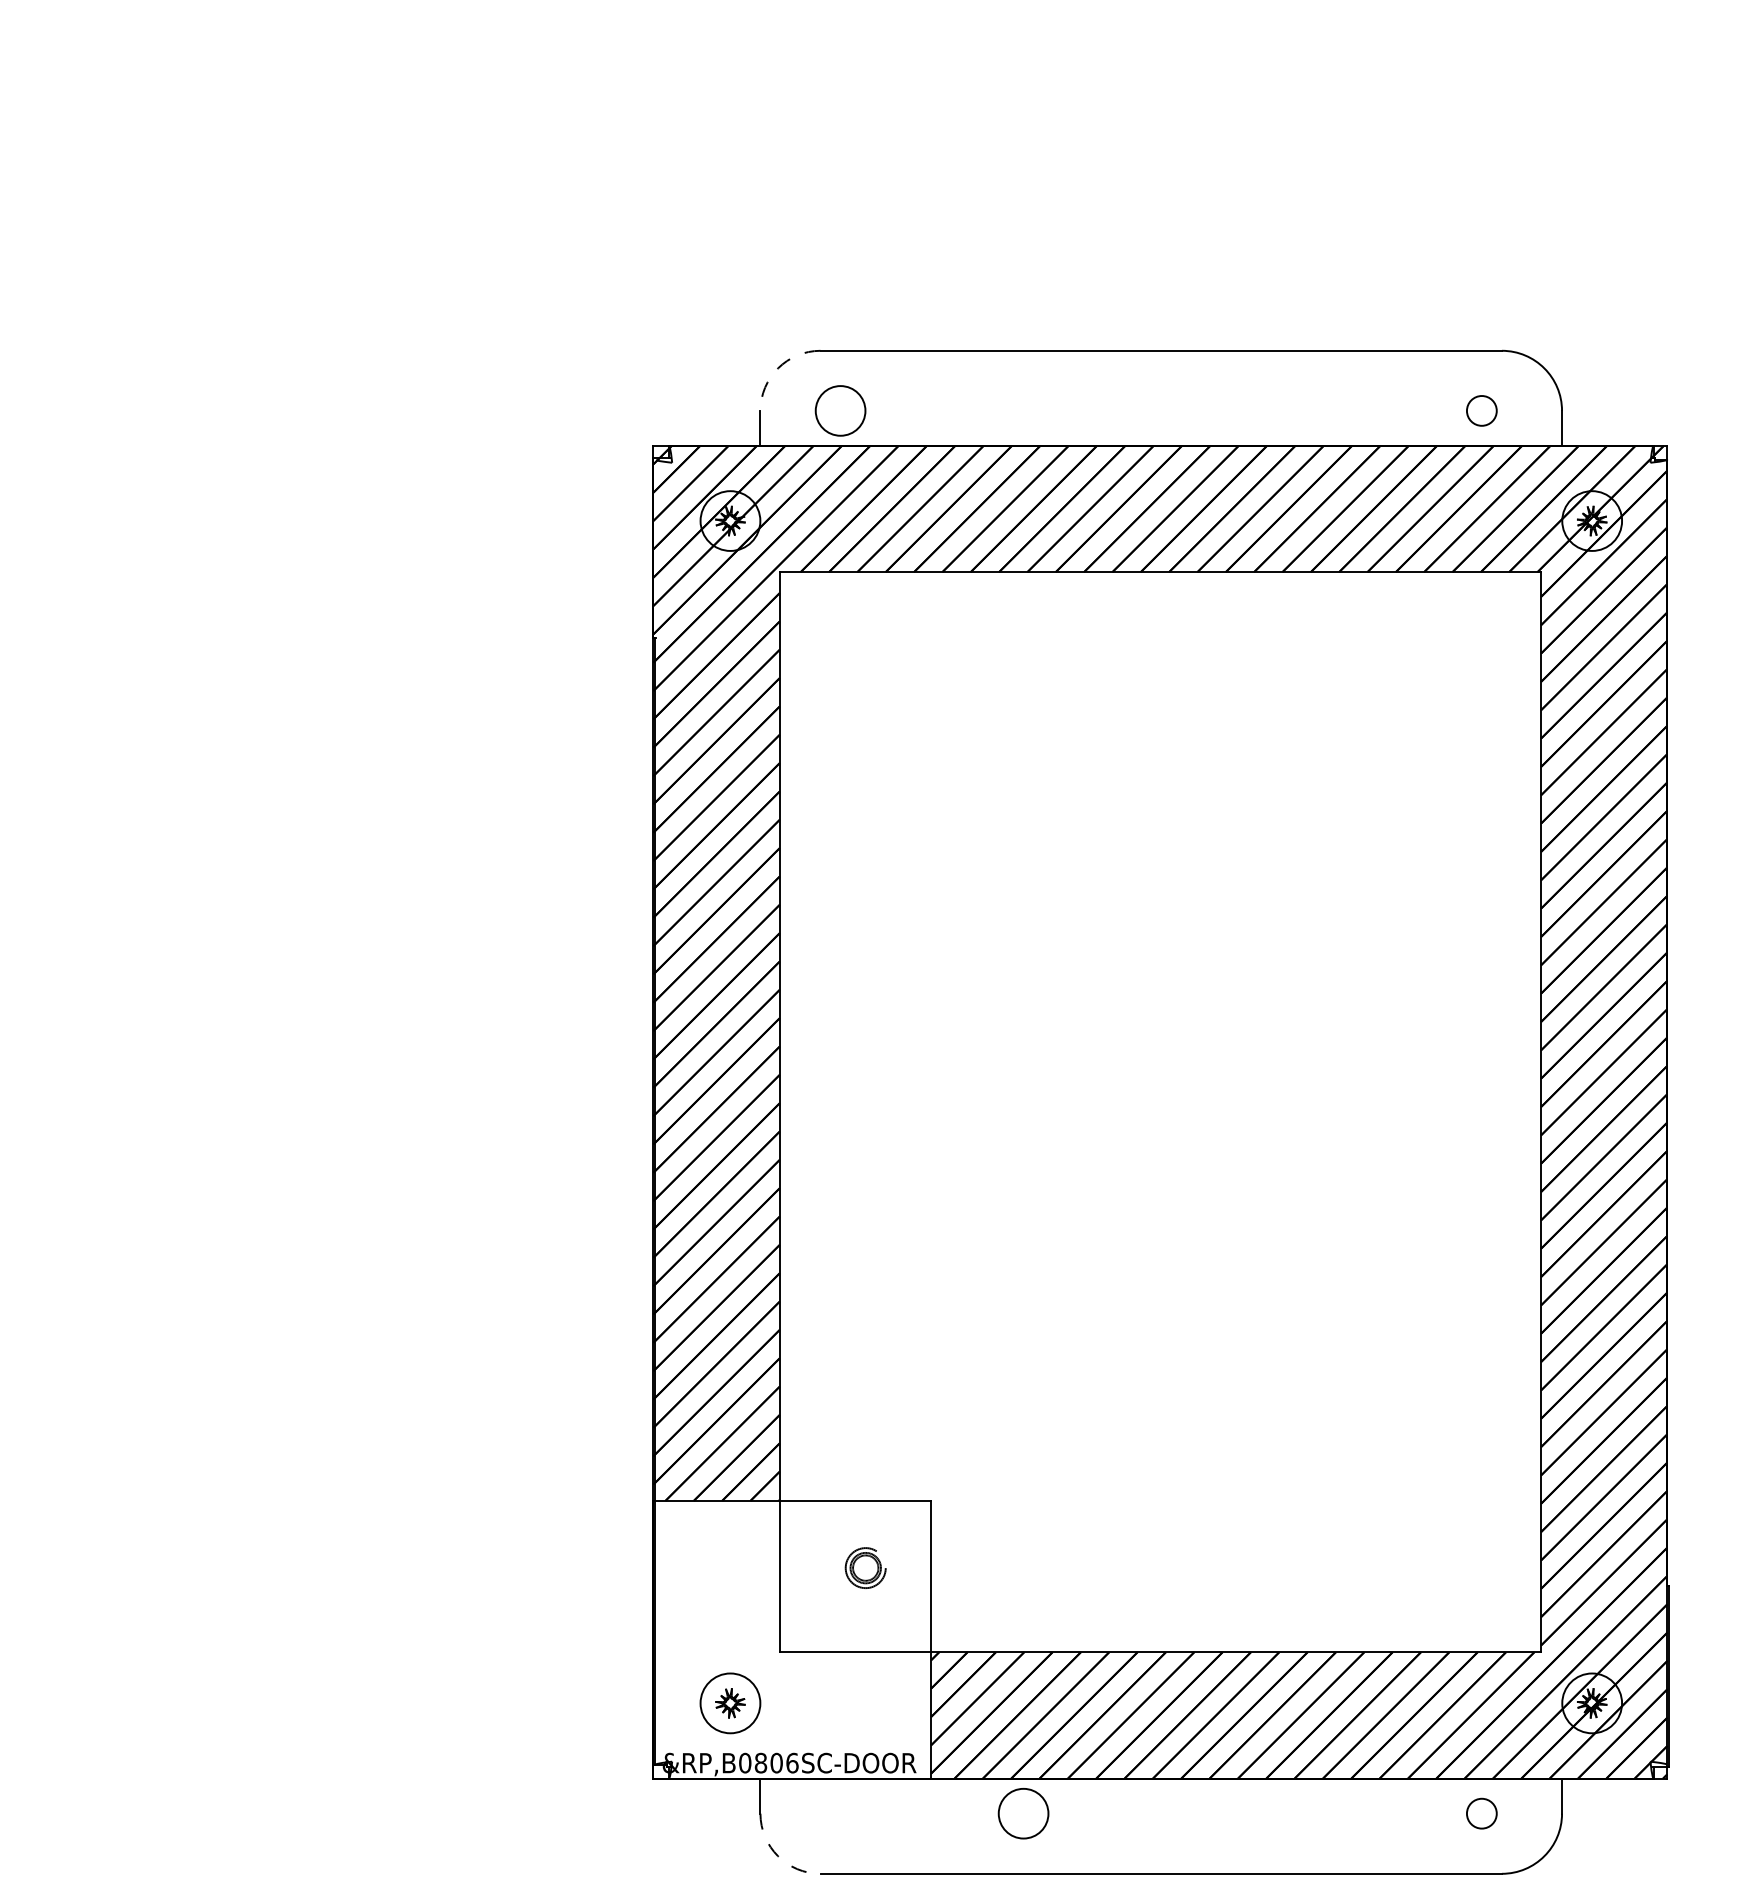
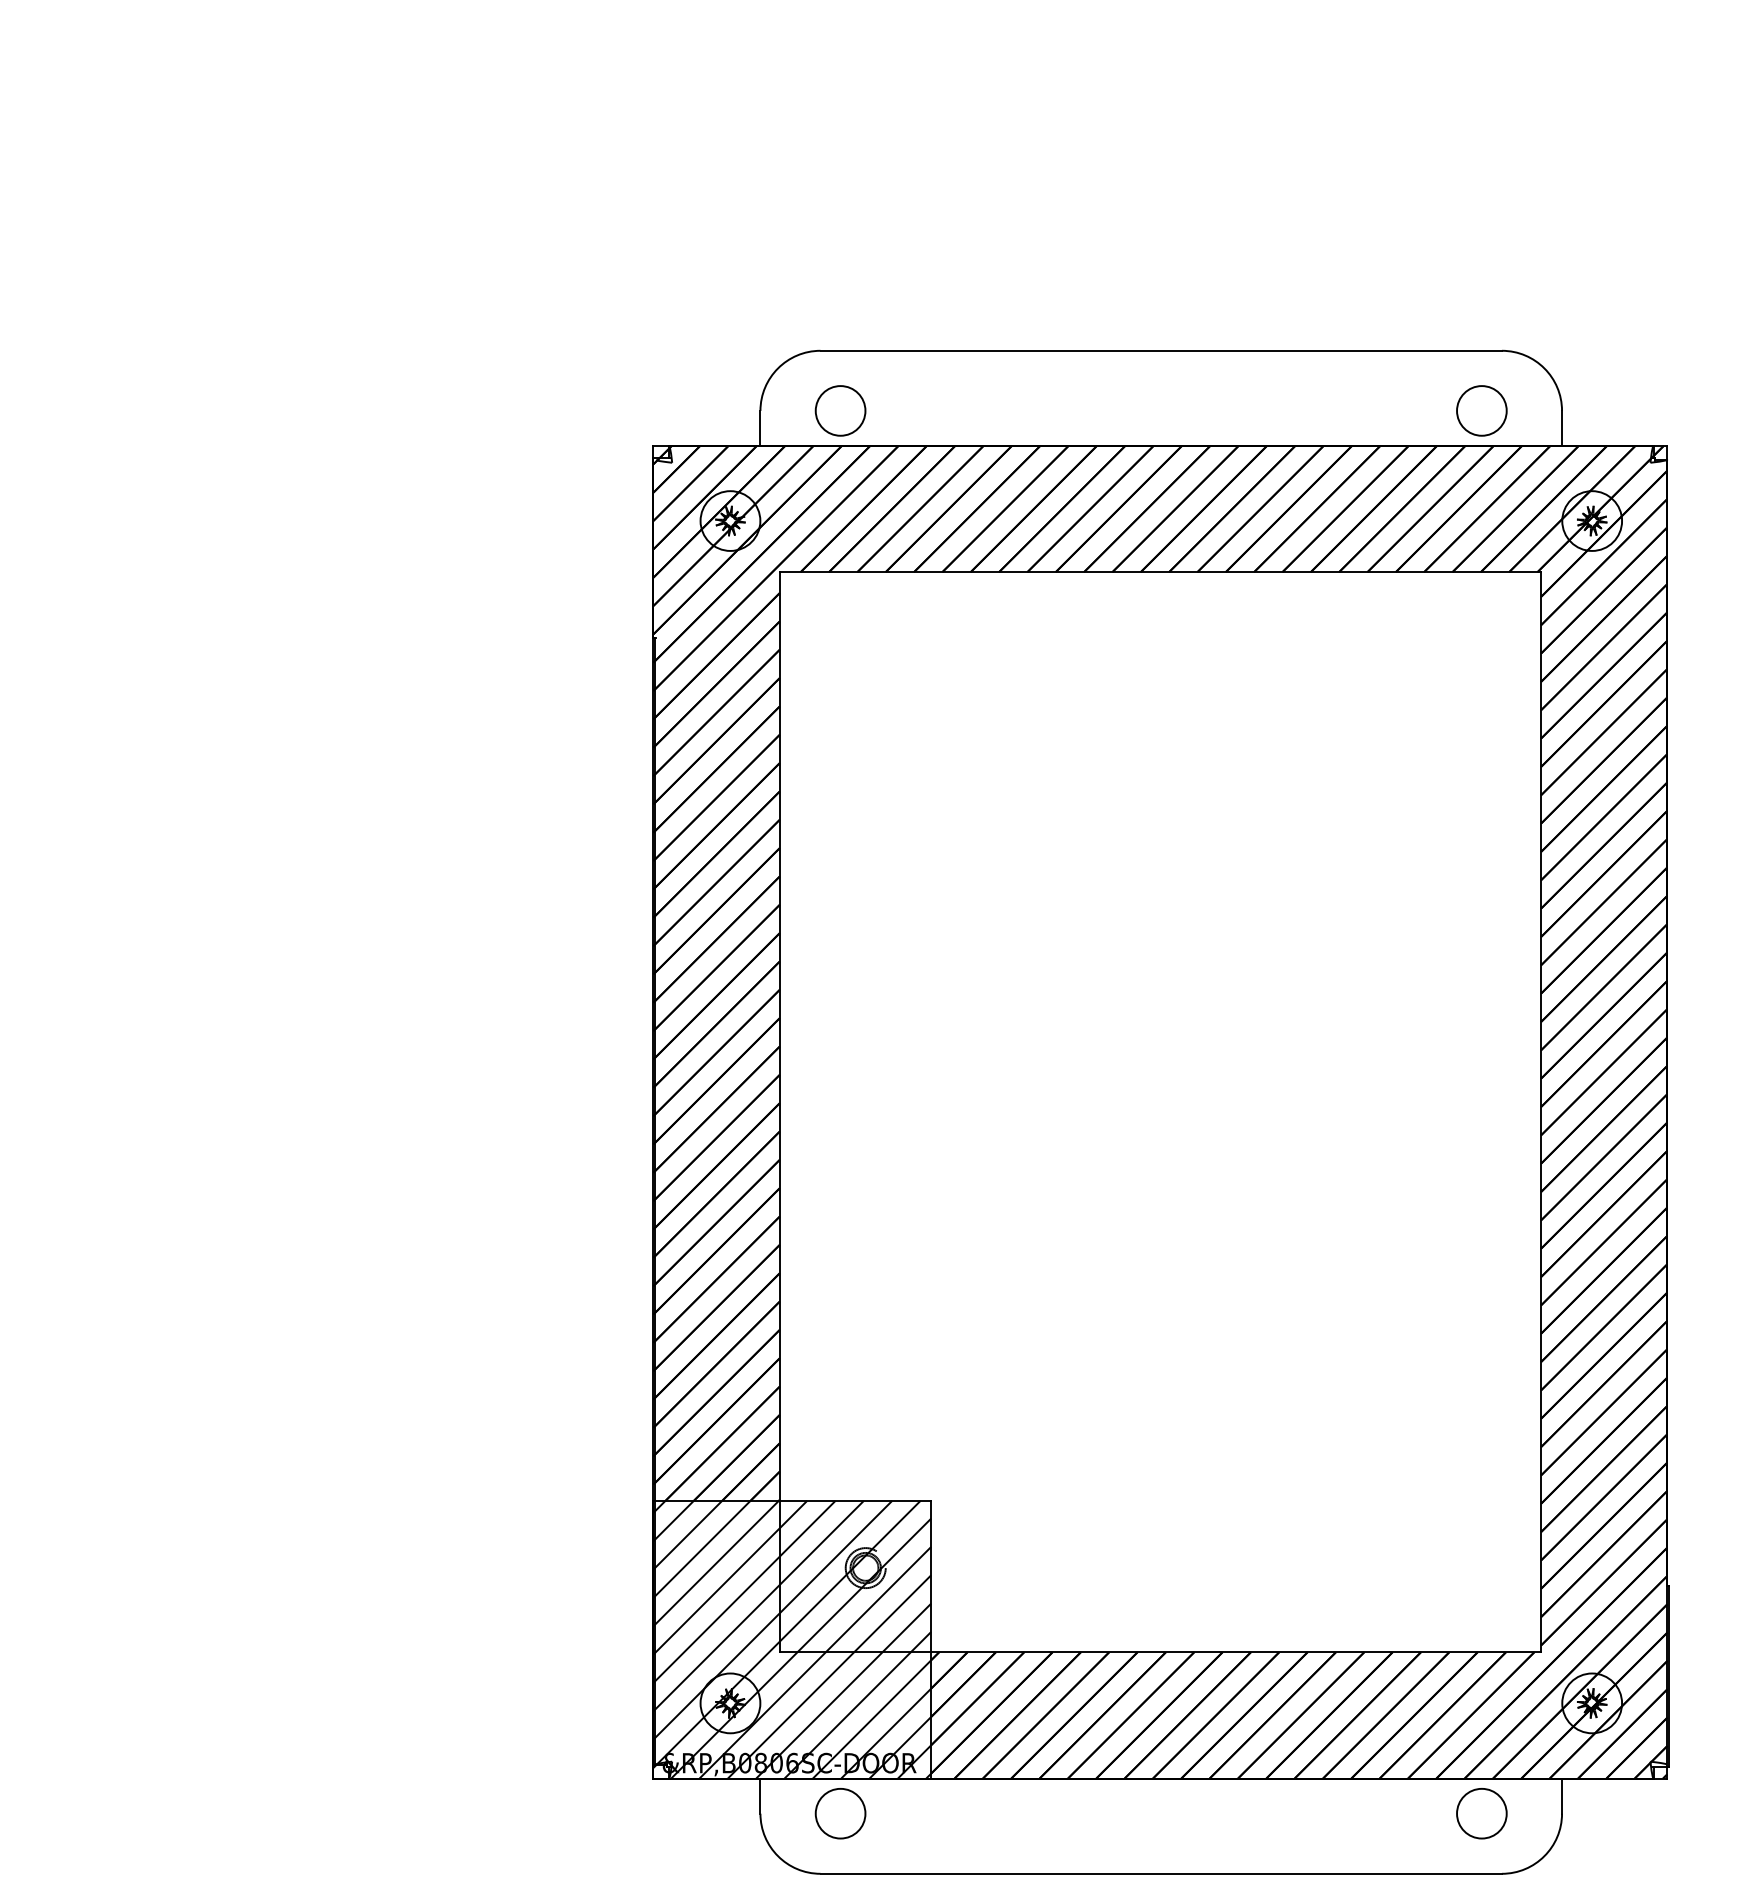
arc: dashed -> solid (778, 368)
circle diameter: 30 px -> 50 px (1481, 410)
hatch: none -> present (792, 1639)
circle position: (1023, 1813) -> (840, 1813) (840, 1813)
circle diameter: 30 px -> 50 px (1481, 1813)
arc: dashed -> solid (778, 1856)
